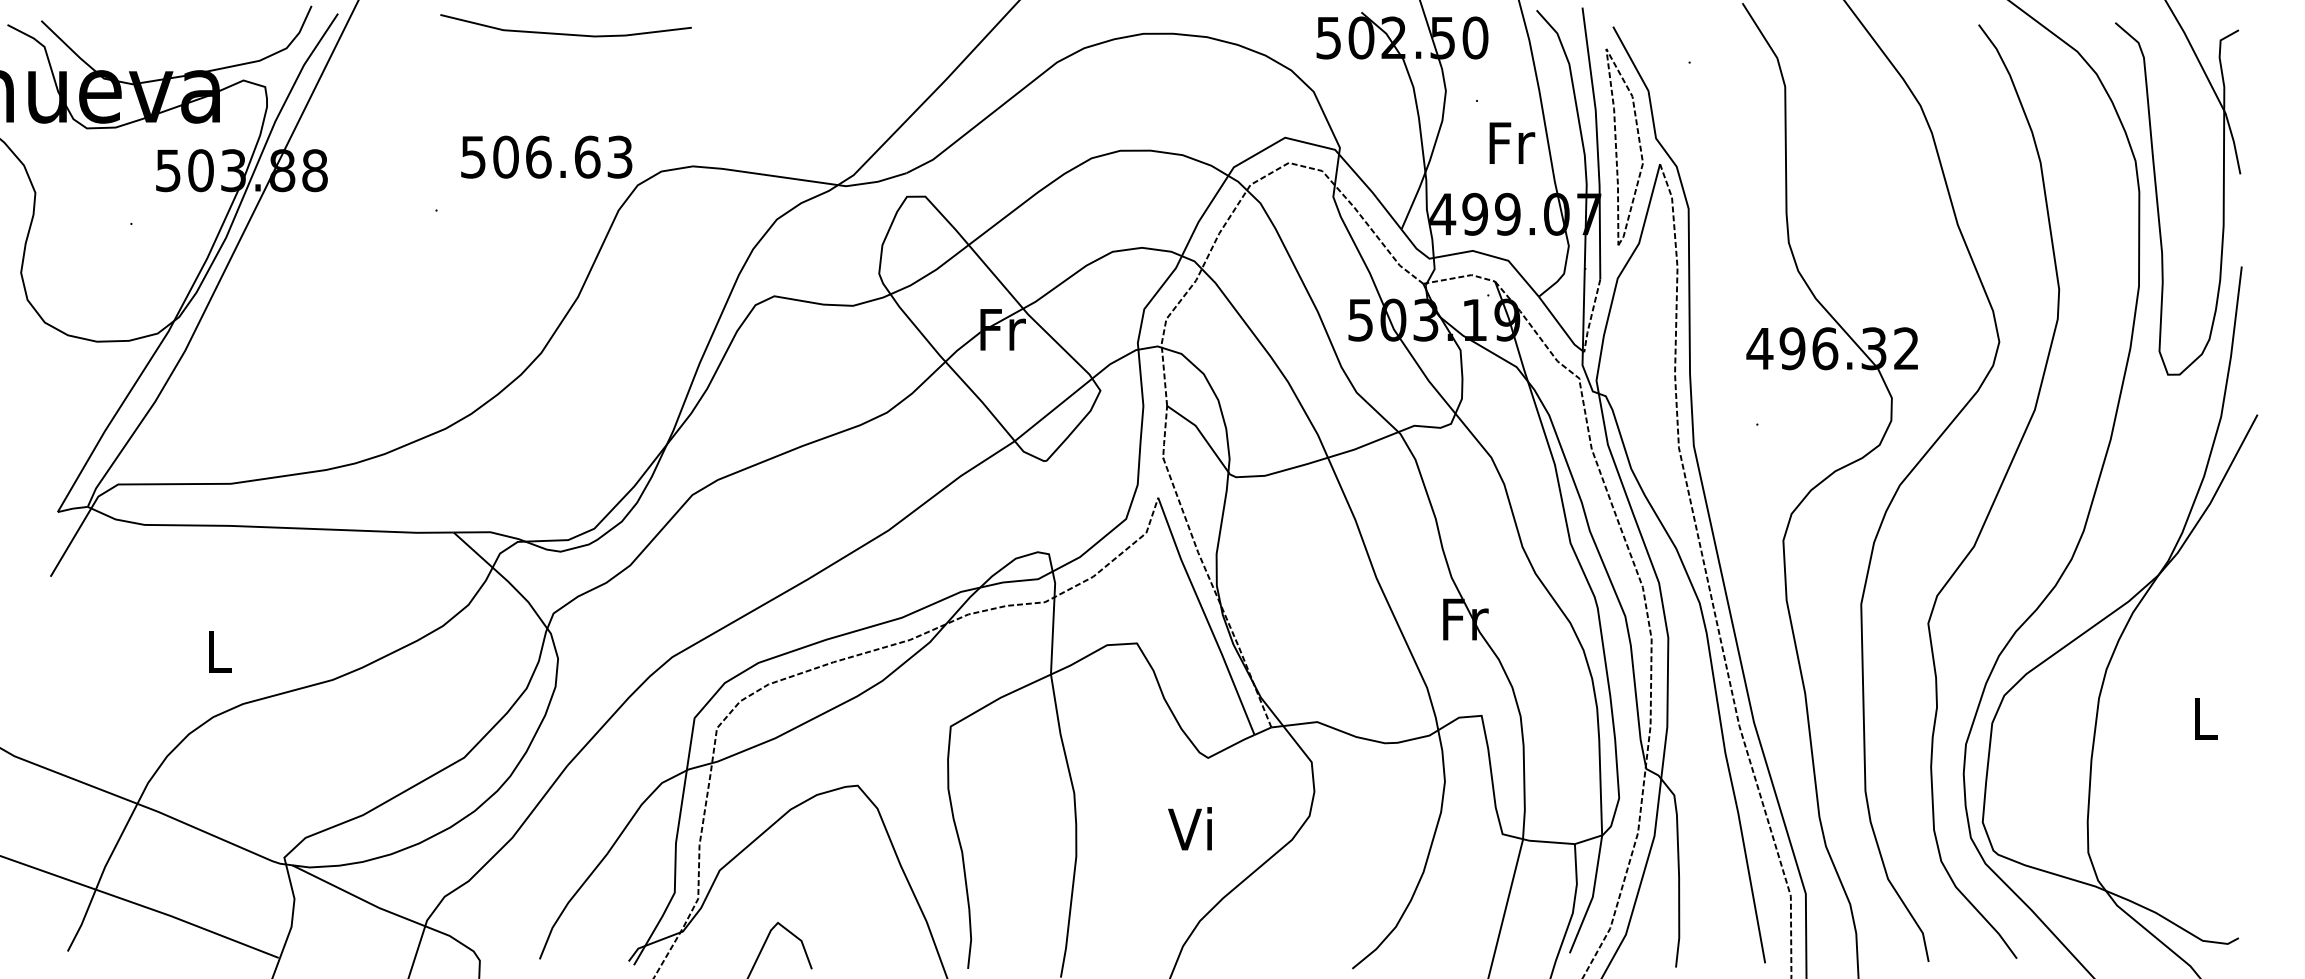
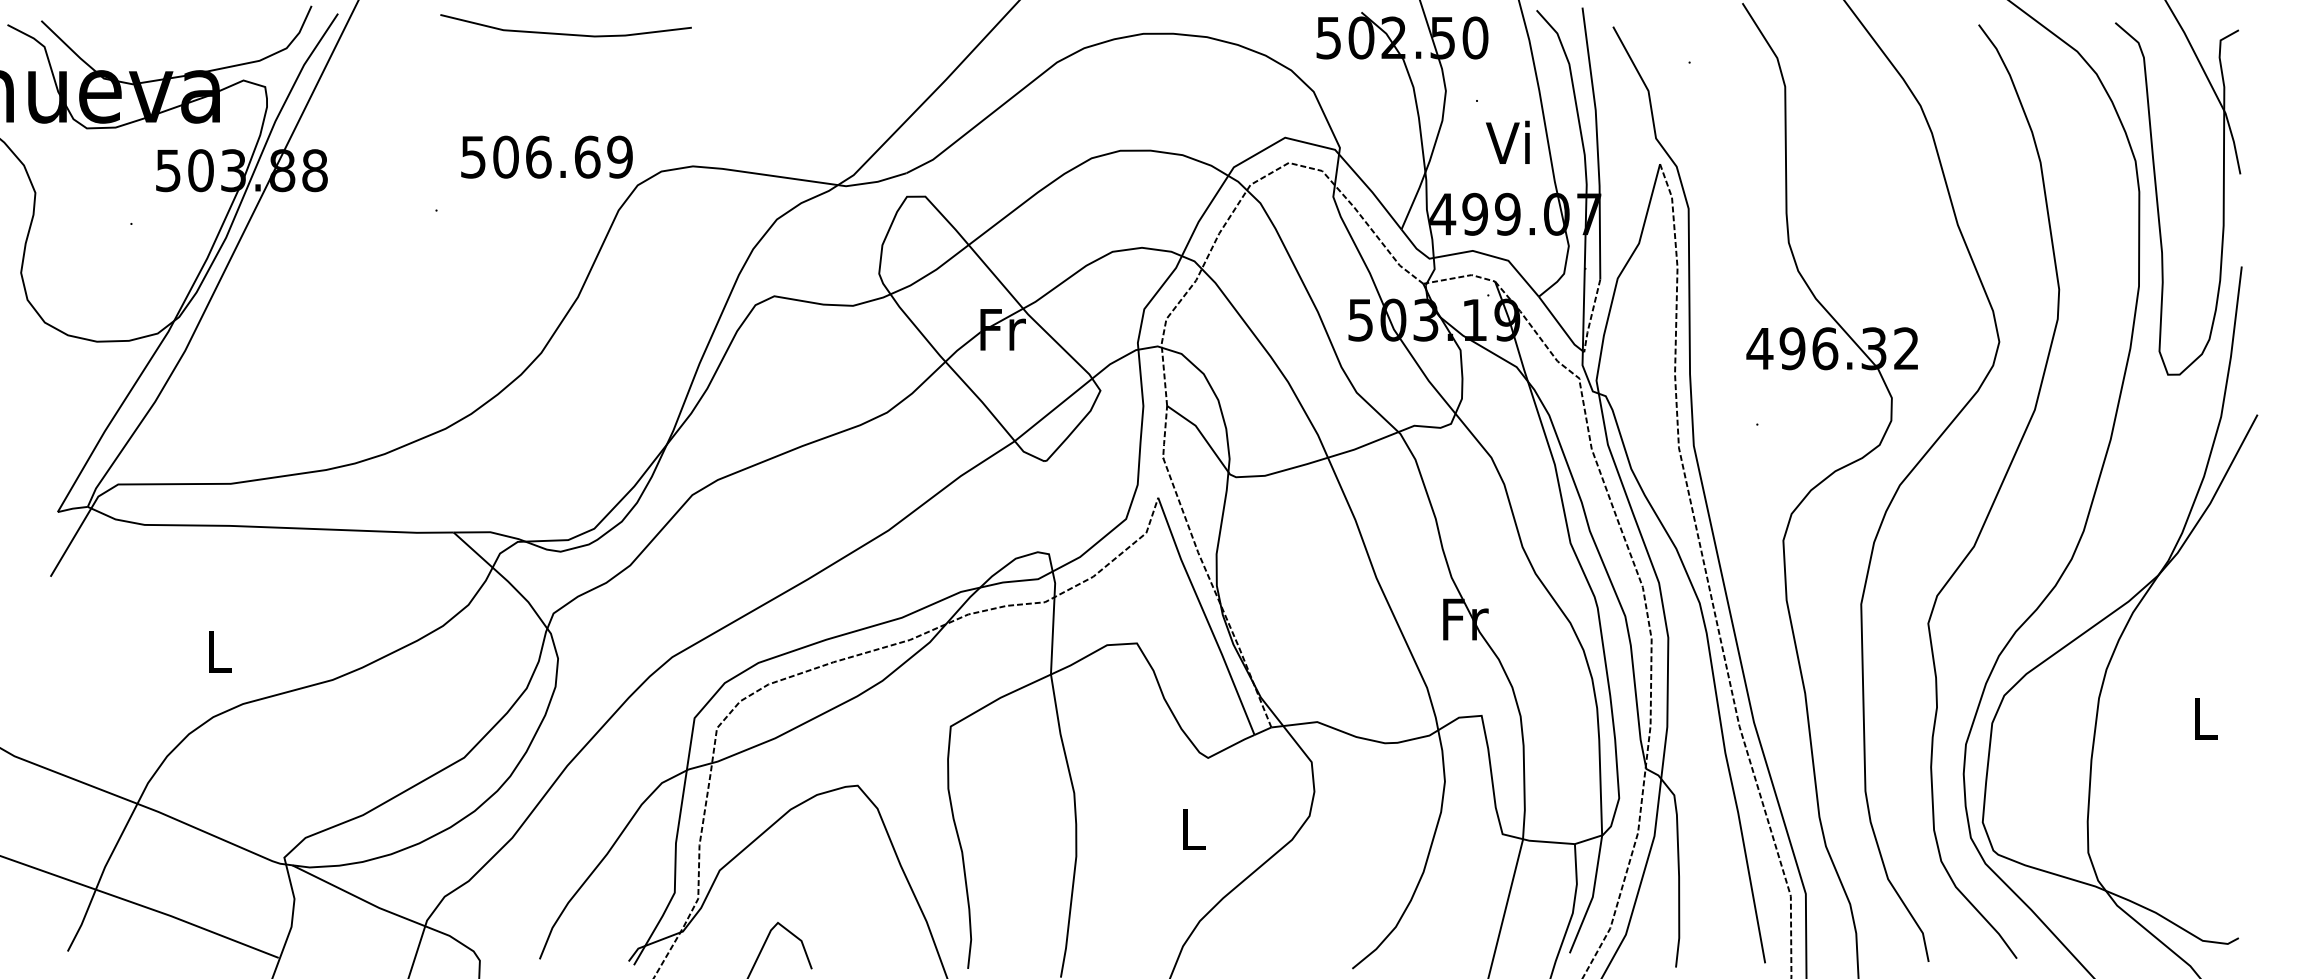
text: Fr -> Vi (1510, 141)
part: present -> none (1616, 146)
text: 506.63 -> 506.69 (619, 156)
text: Vi -> L (1189, 828)
